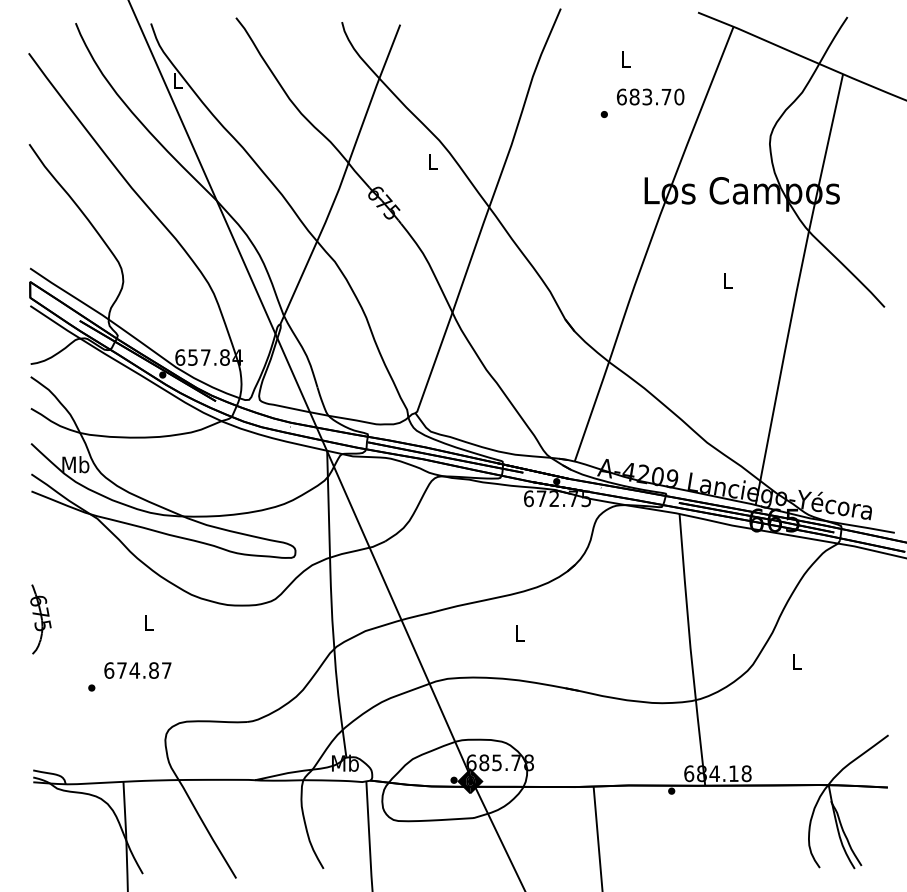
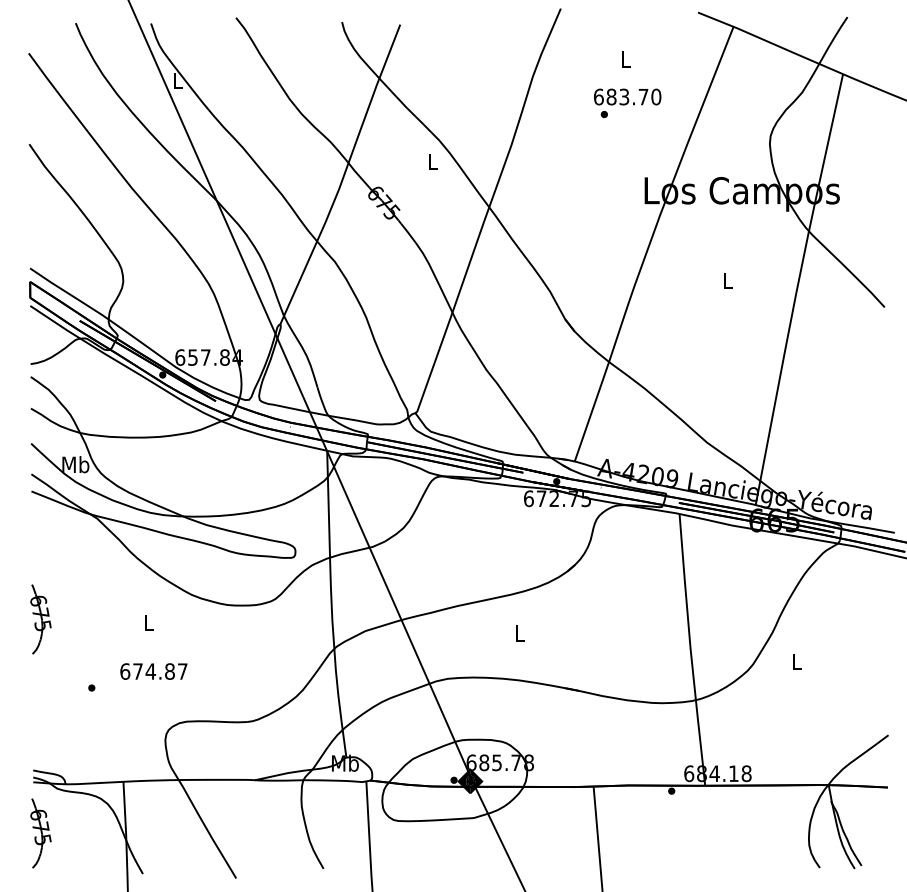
text position: (650, 96) -> (627, 96) (627, 96)
text position: (137, 670) -> (153, 671) (153, 671)
part: none -> present (40, 833)
